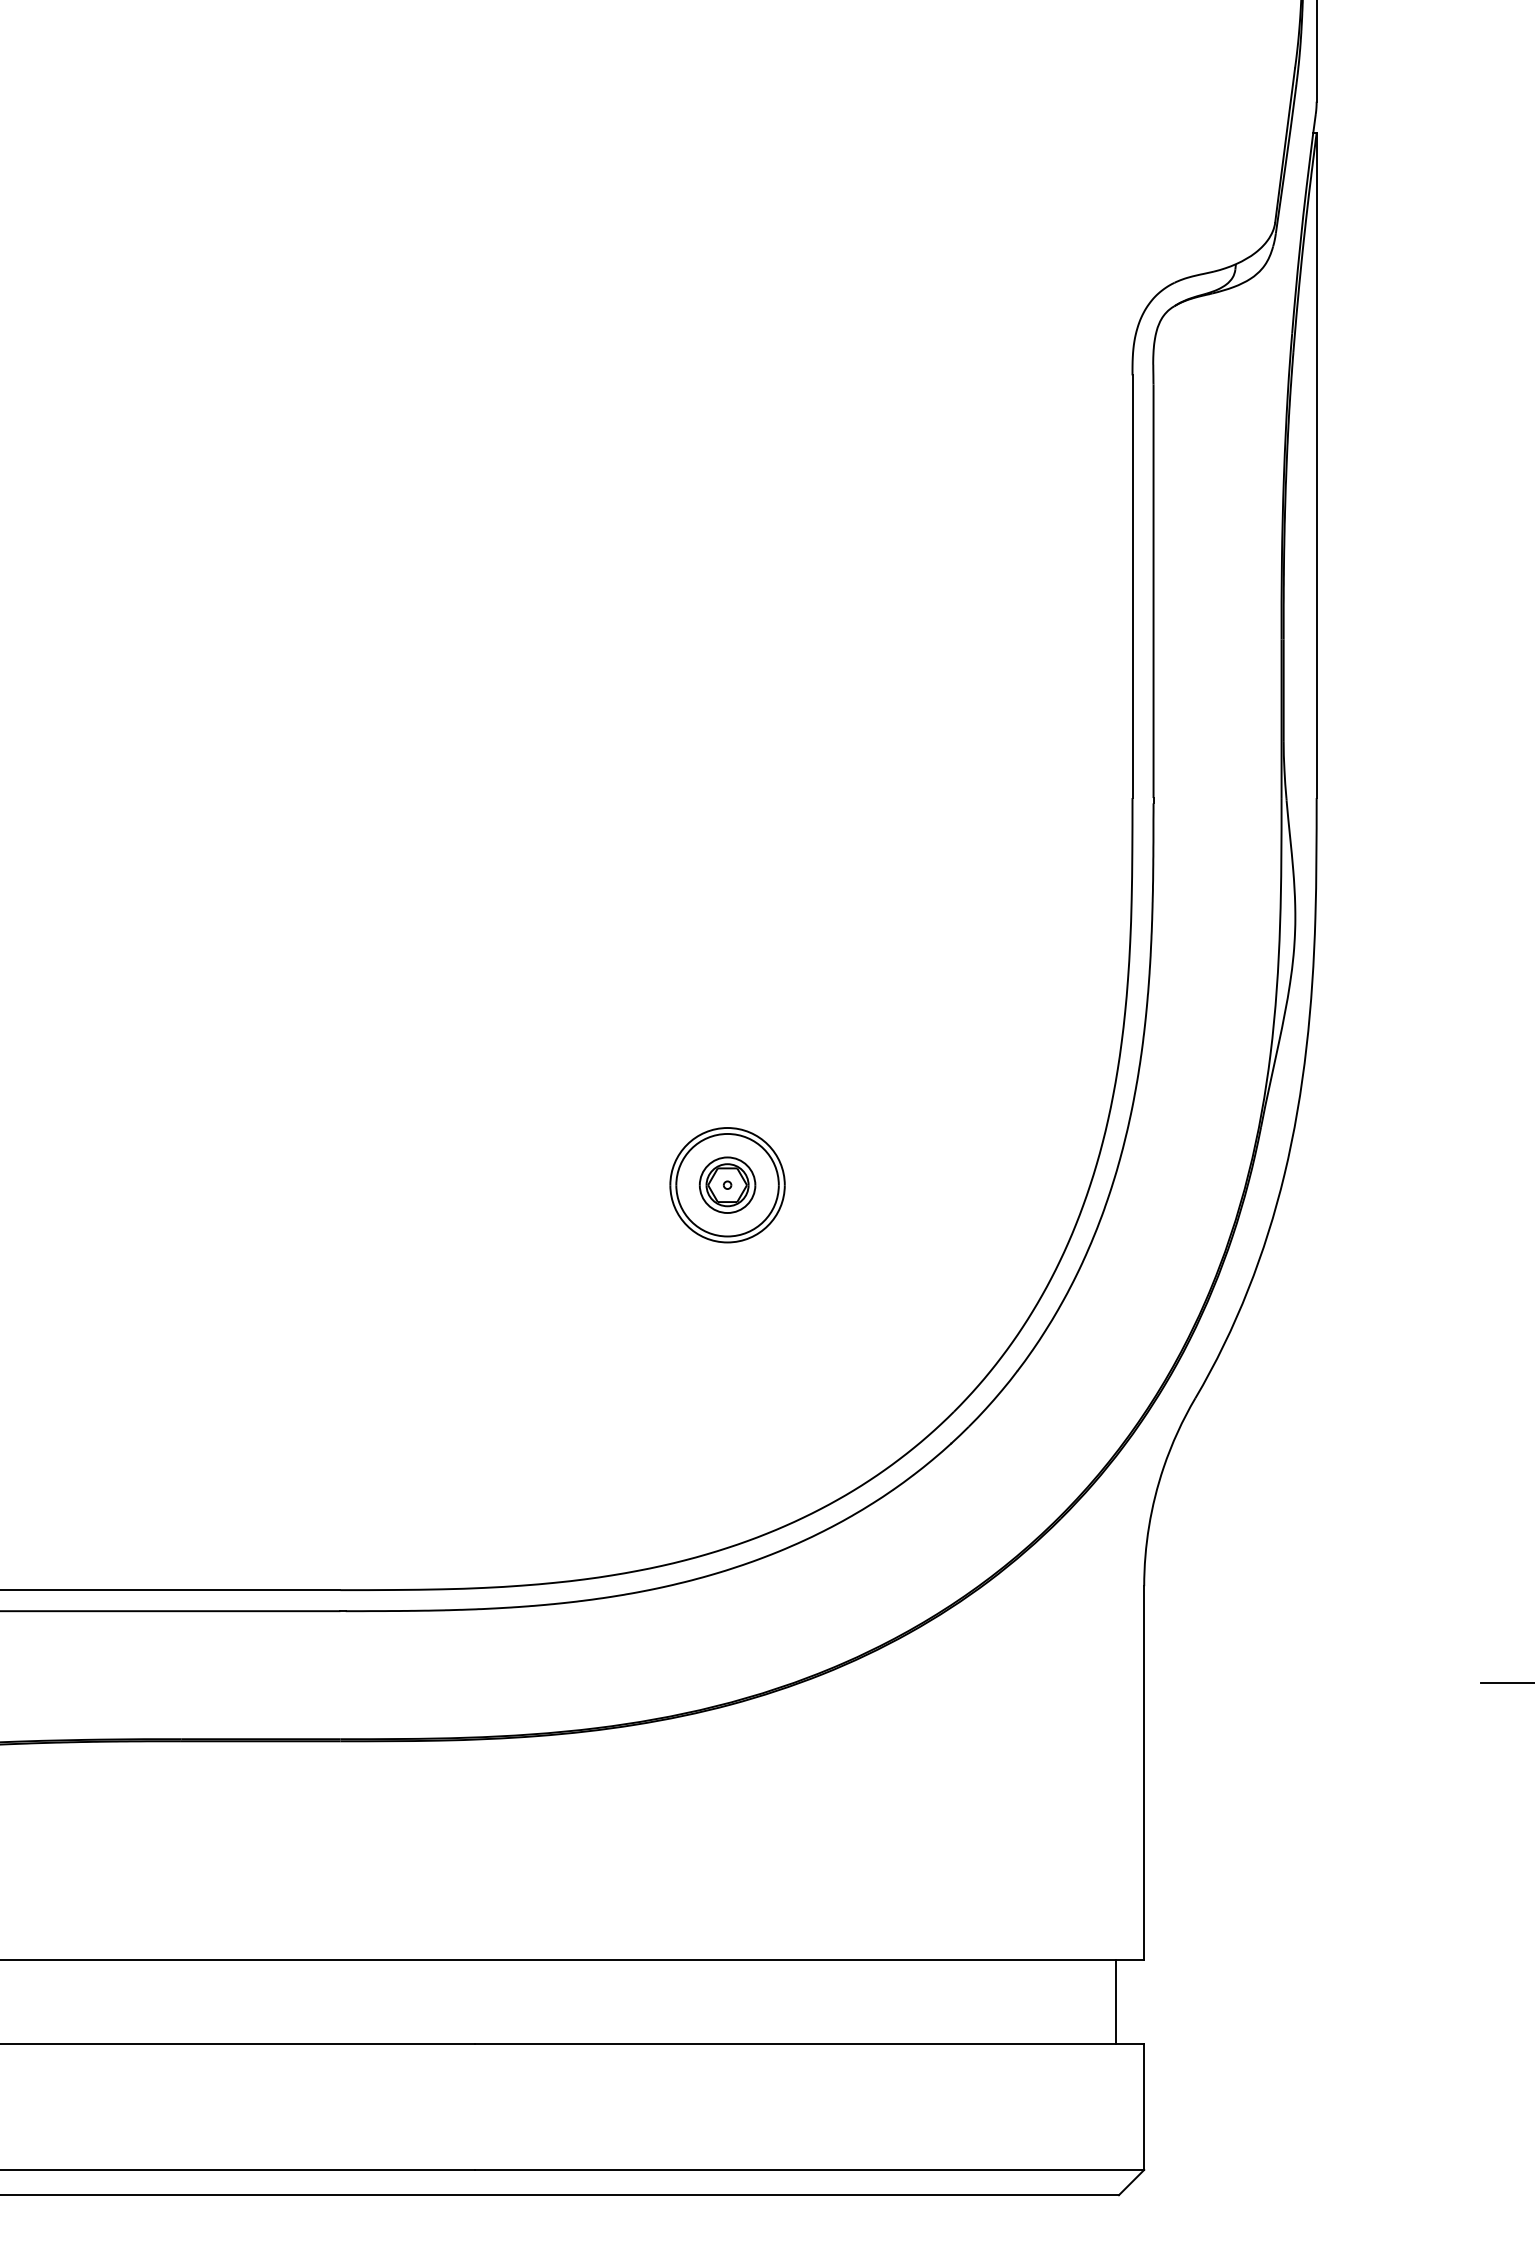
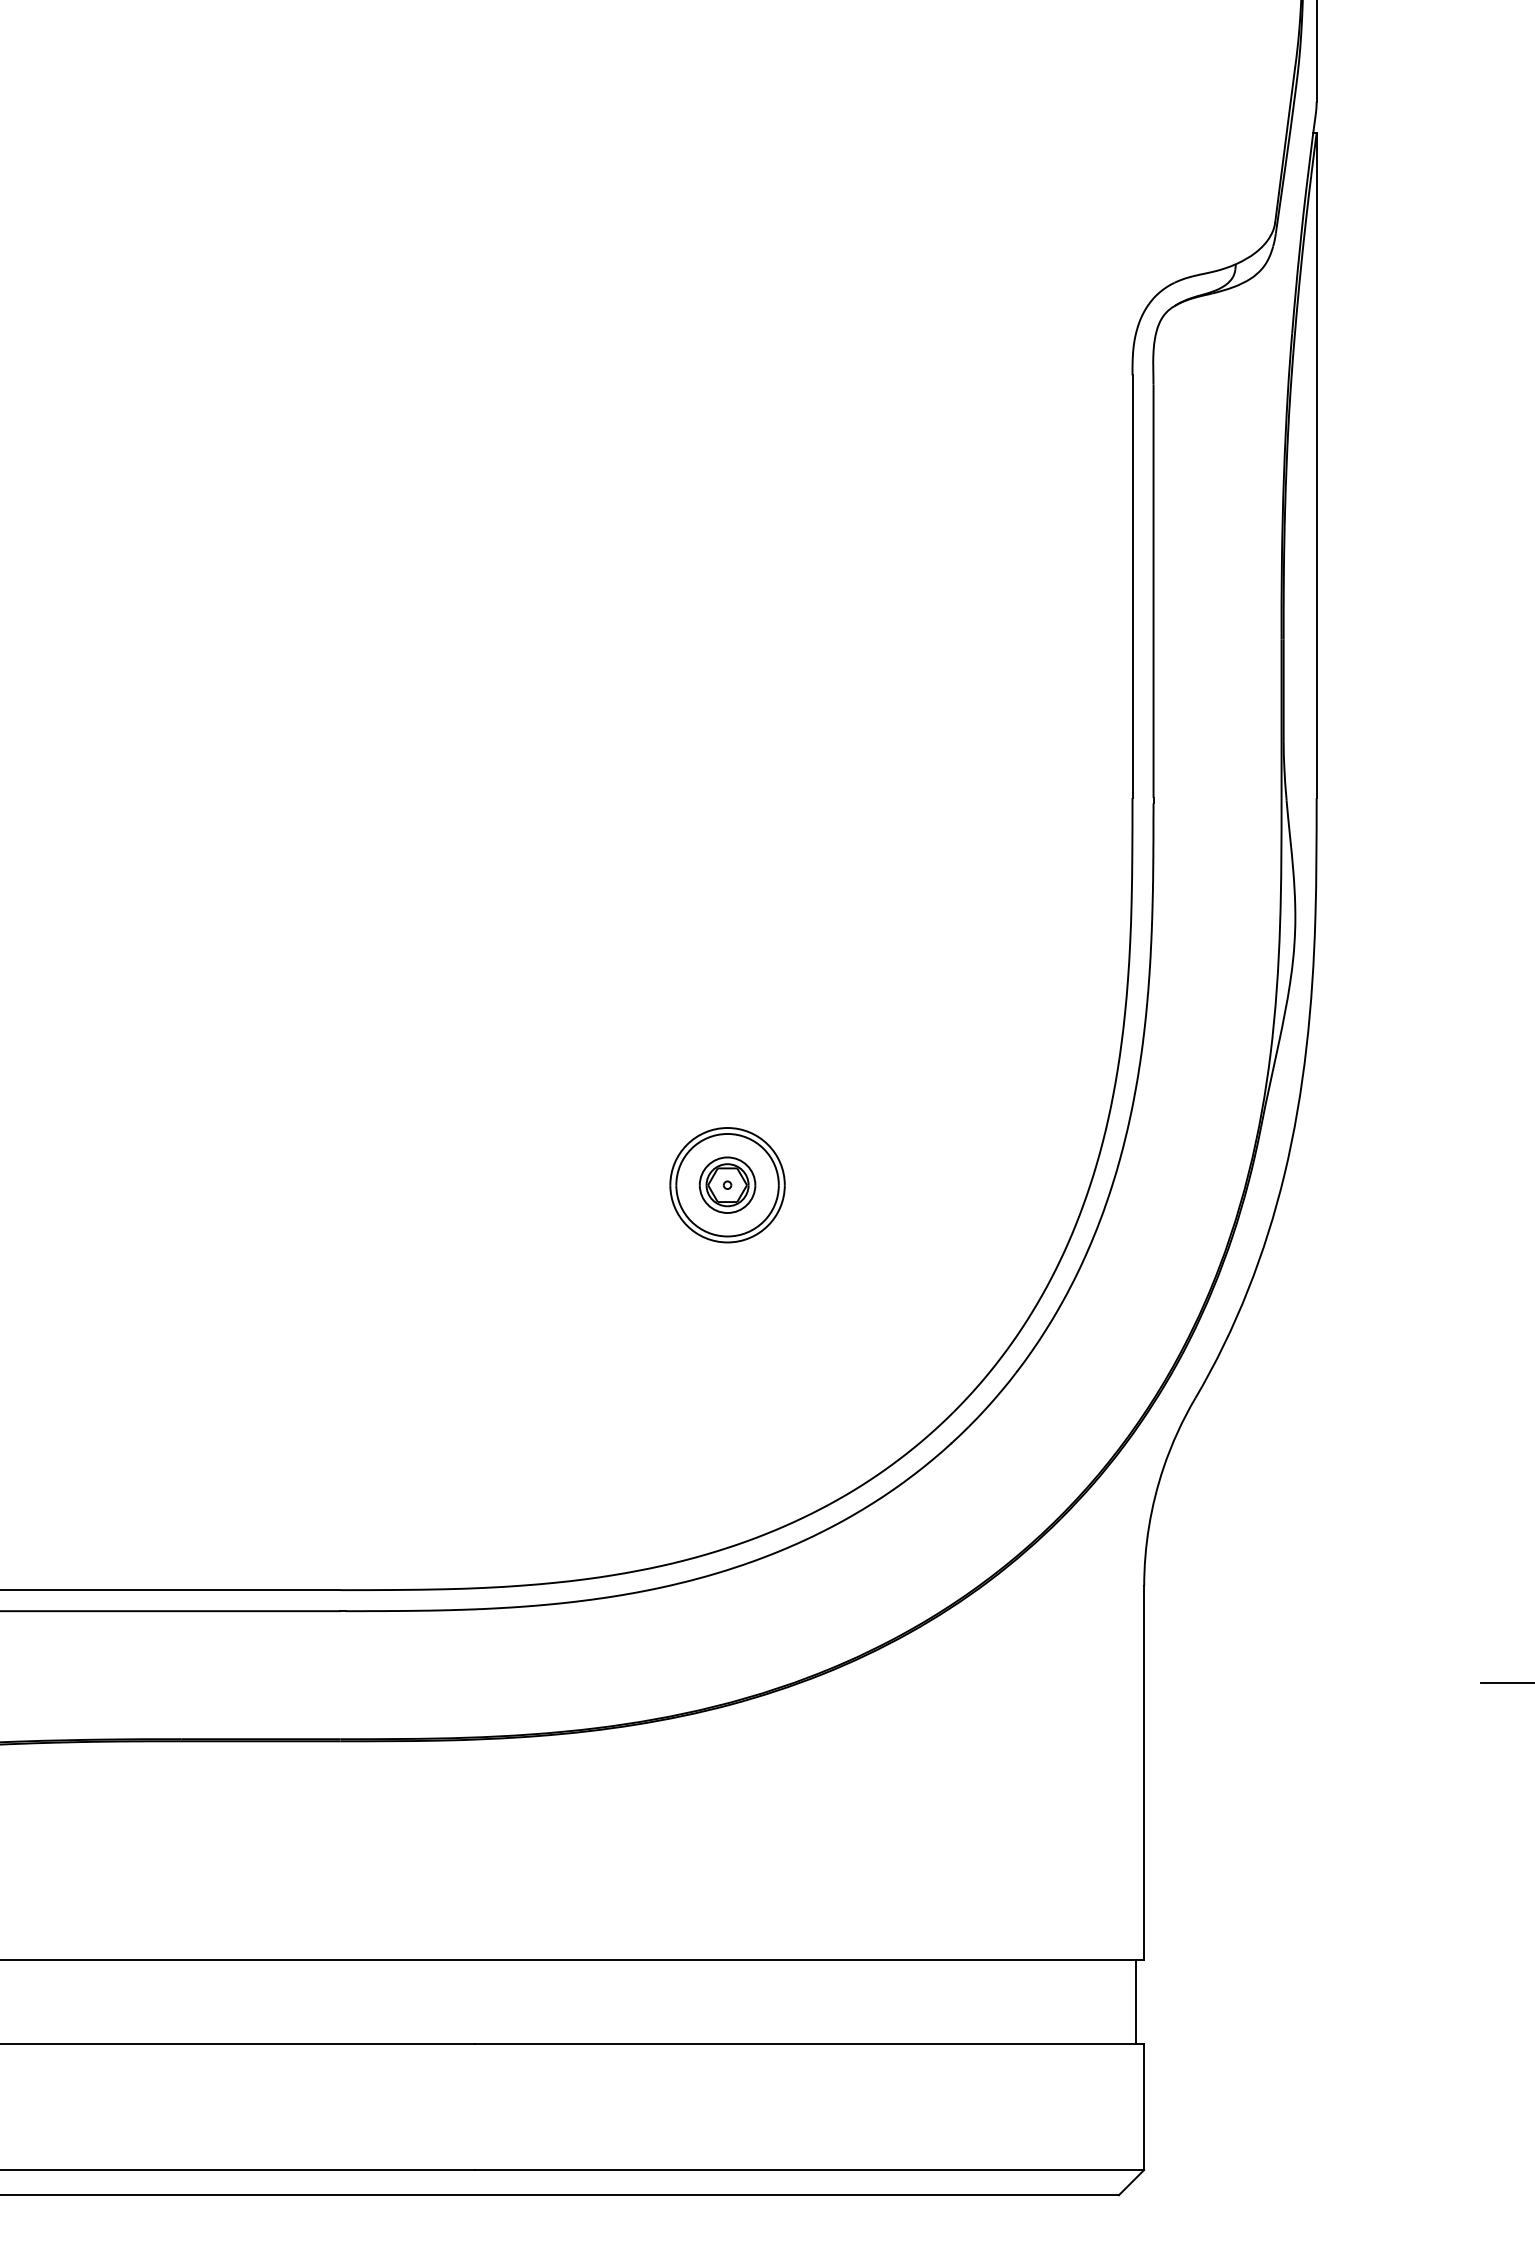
line position: (1115, 2001) -> (1135, 2001) (1135, 2001)
